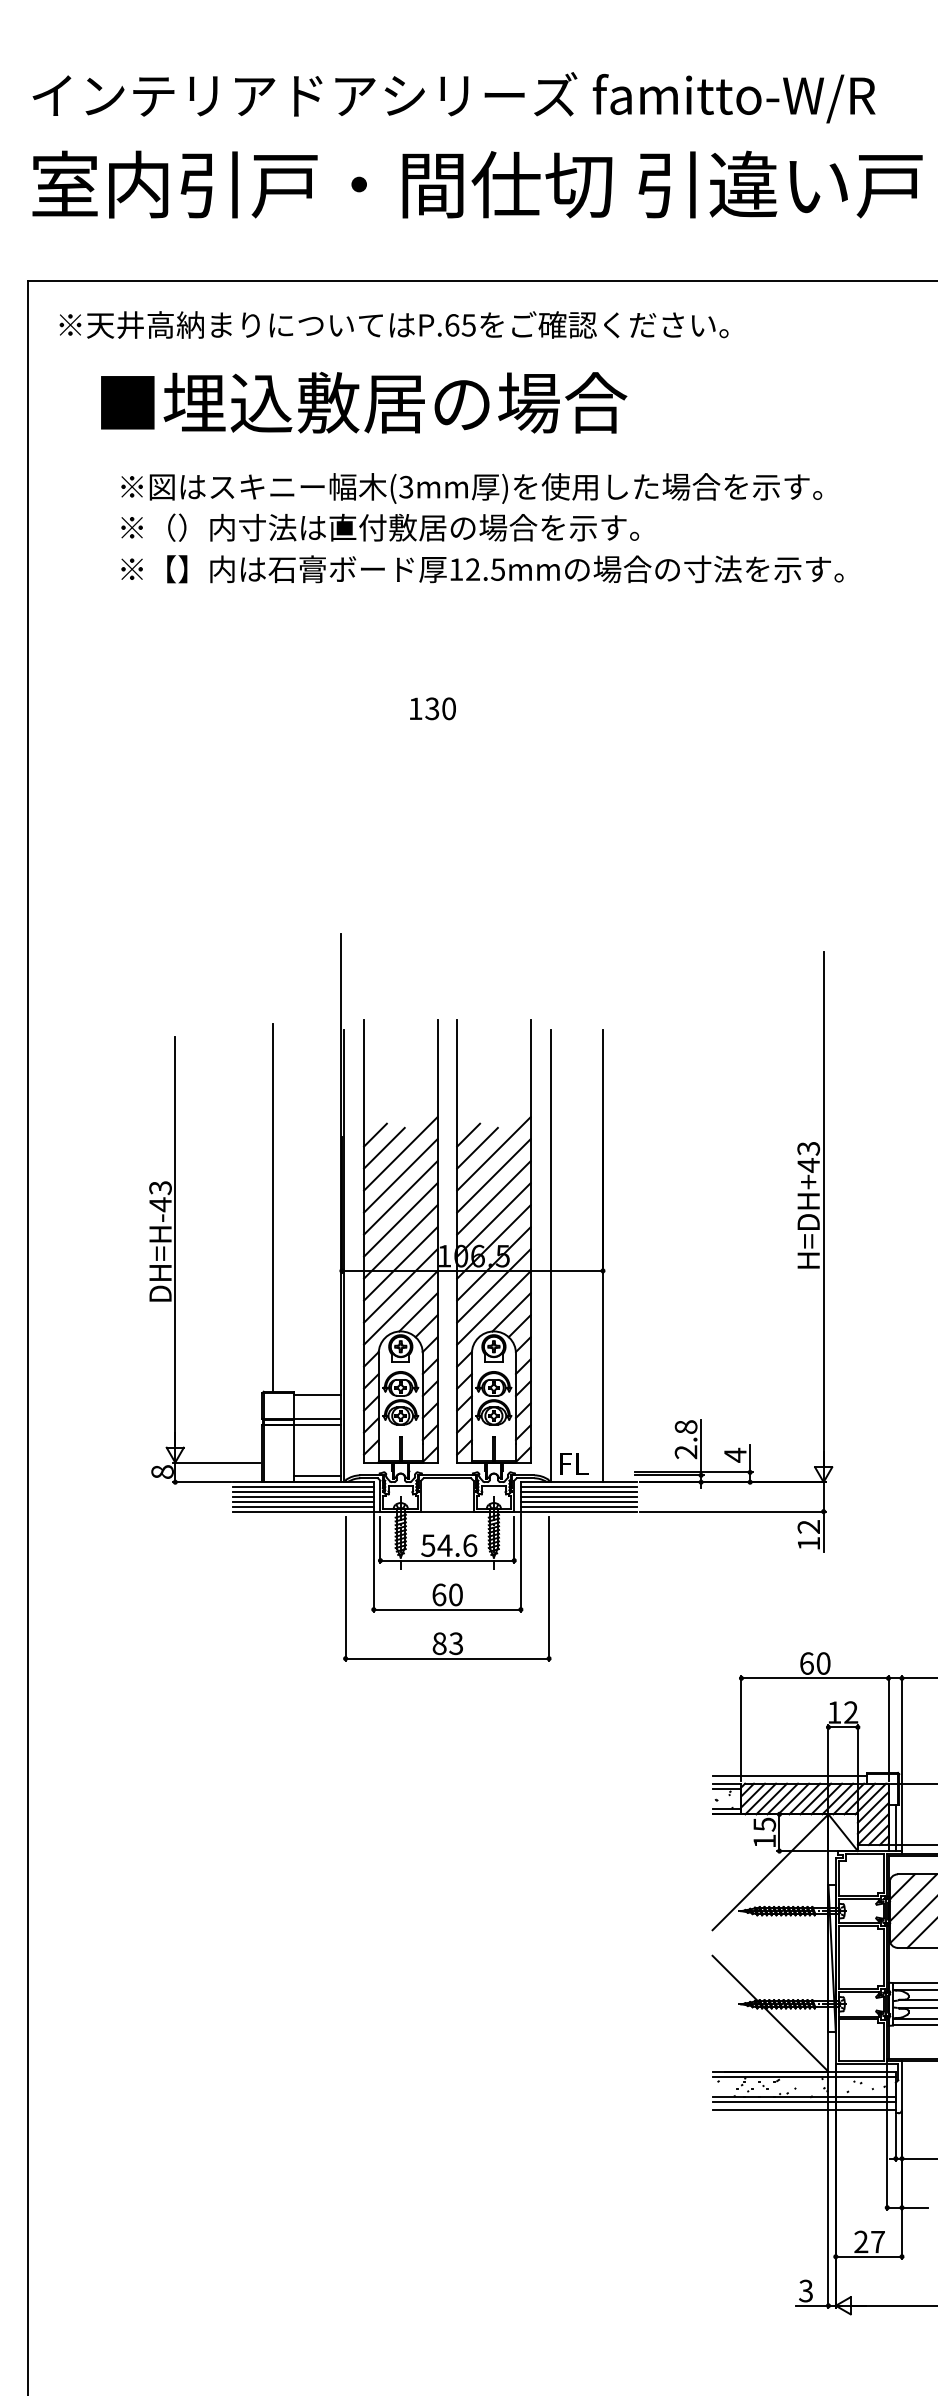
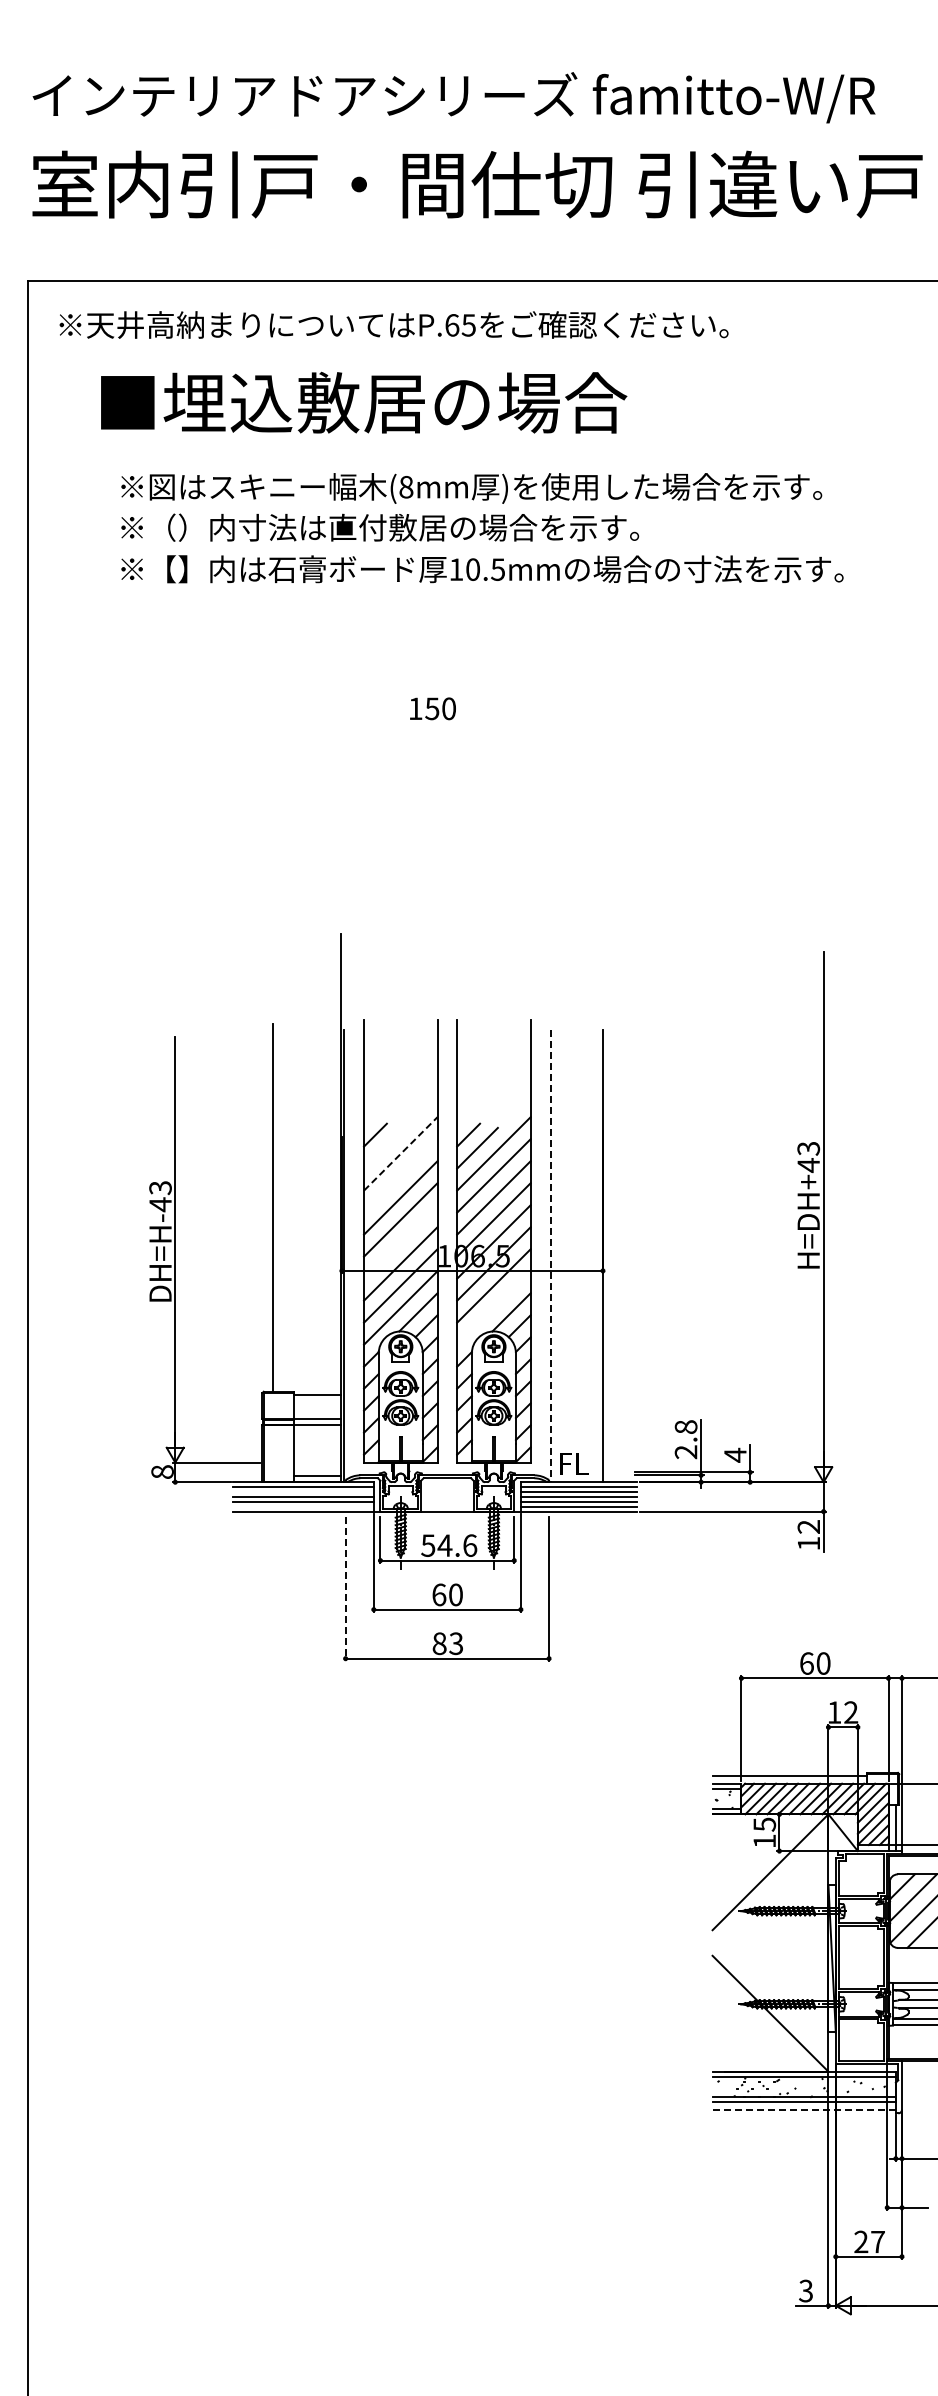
text: (3mm -> (8mm (406, 486)
text: 12.5mm -> 10.5mm (472, 569)
text: 130 -> 150 (432, 708)
line: present -> none (384, 1147)
line: solid -> dashed (400, 1153)
line: present -> none (400, 1175)
line: present -> none (400, 1241)
line: solid -> dashed (551, 1256)
line: present -> none (493, 1307)
line: present -> none (303, 1492)
line: present -> none (303, 1506)
line: solid -> dashed (345, 1589)
line: solid -> dashed (804, 2109)
